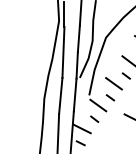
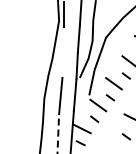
line: present -> none (63, 51)
line: solid -> dashed (58, 133)
line: none -> present (126, 136)
